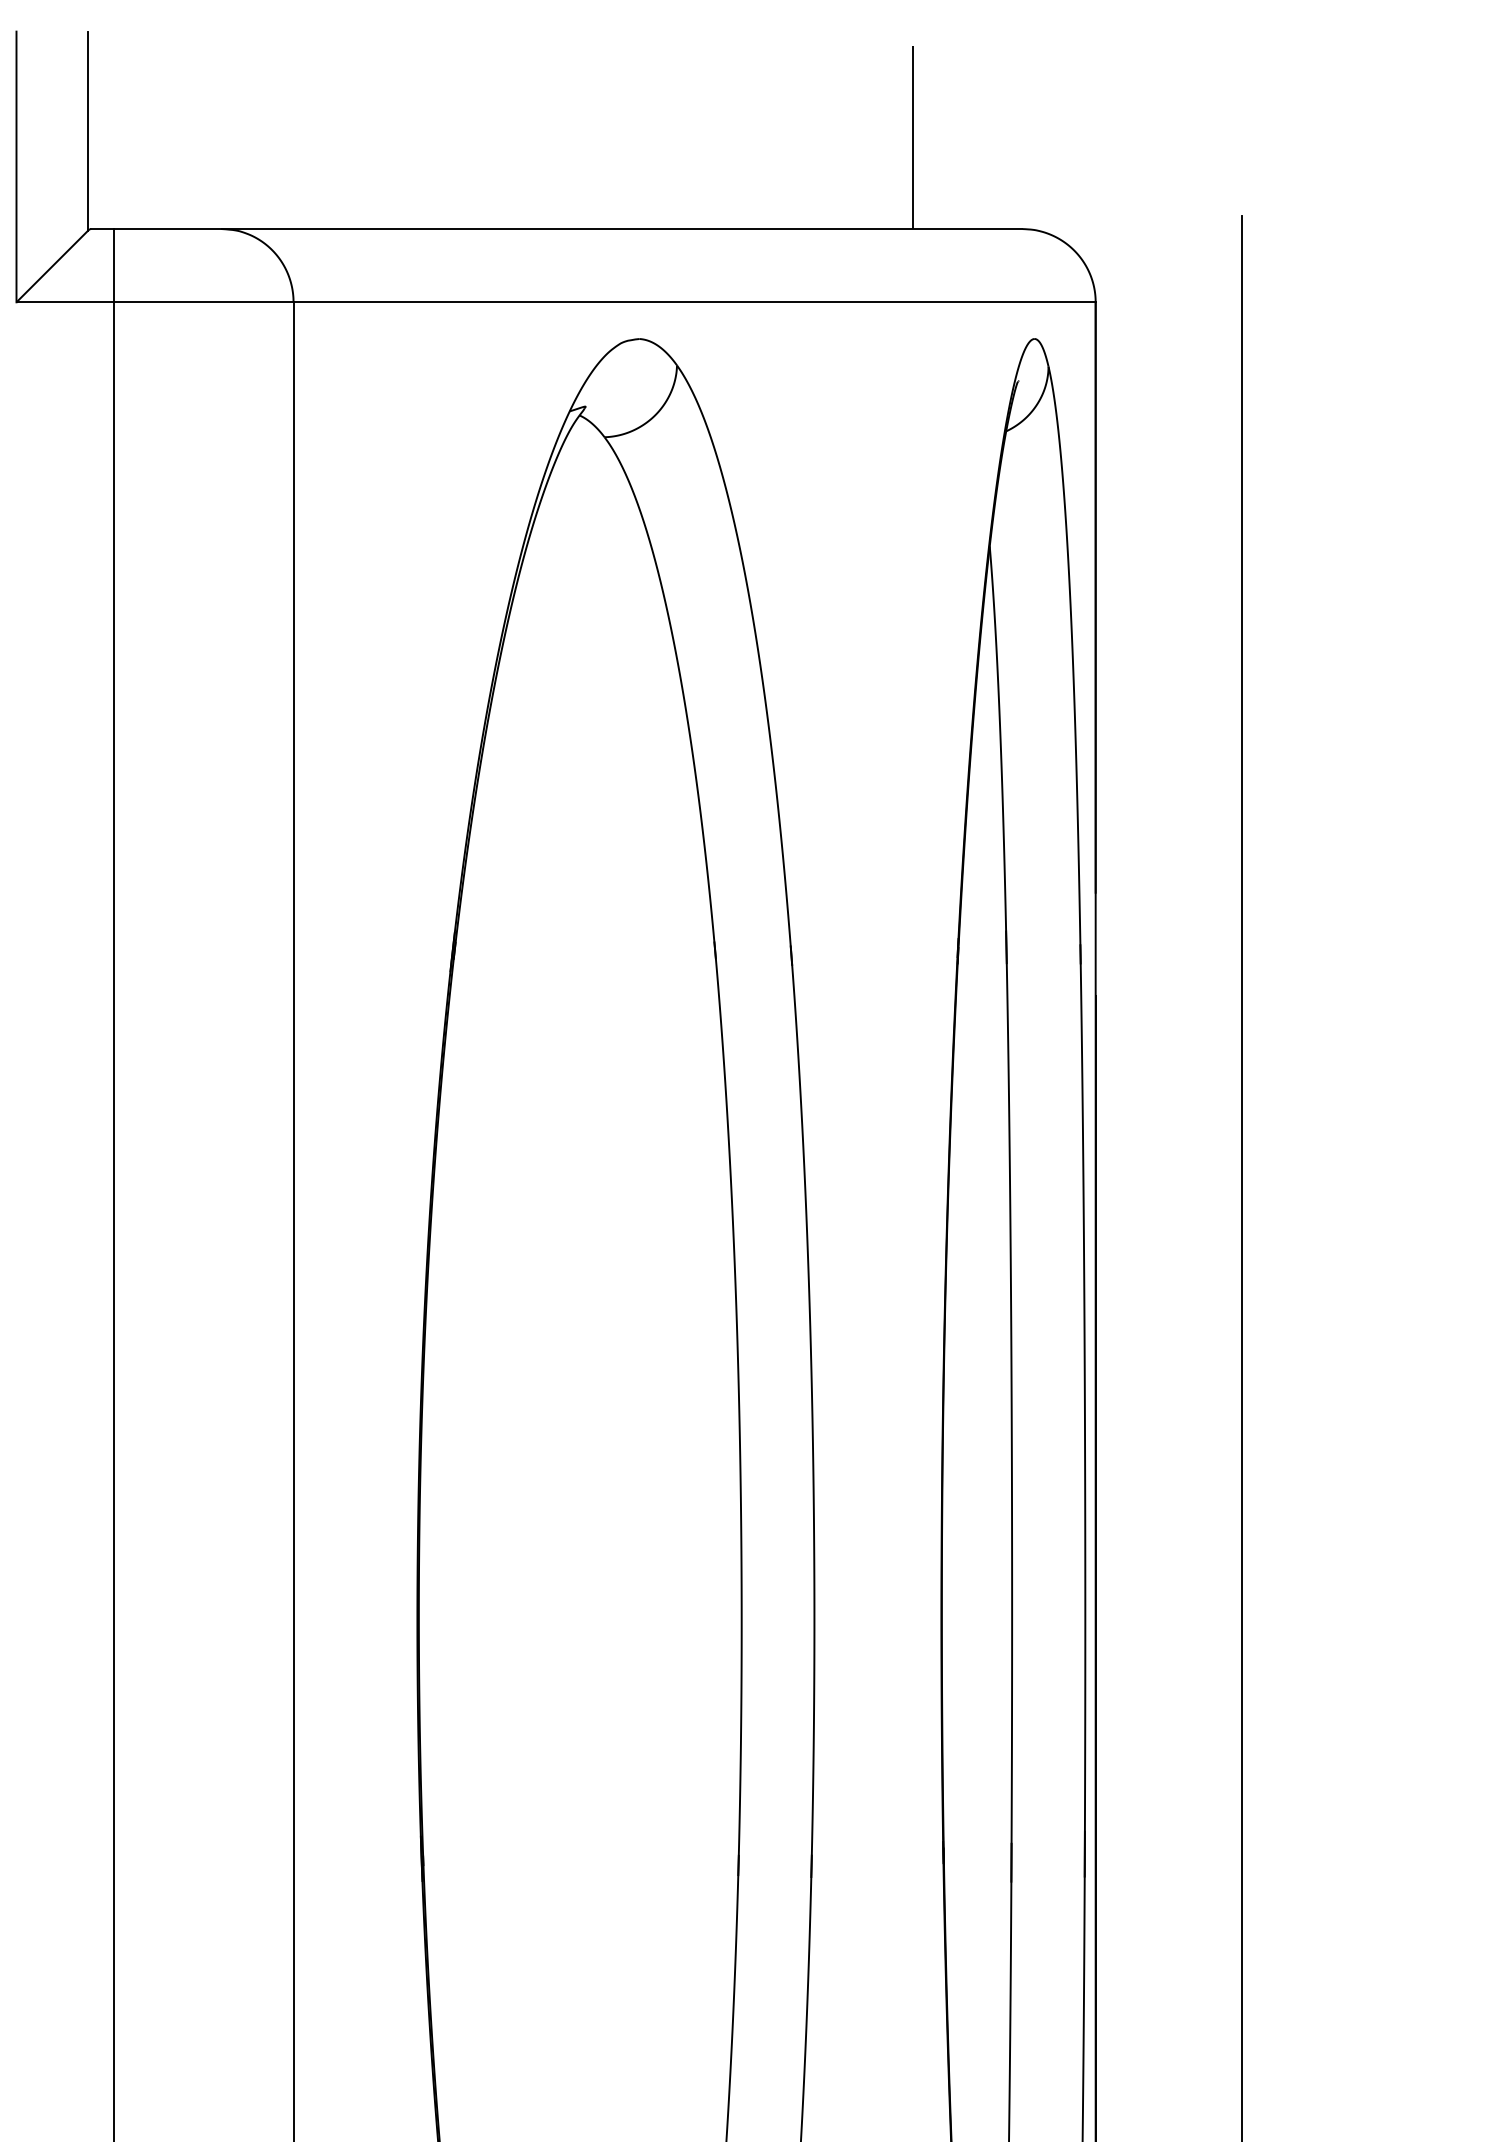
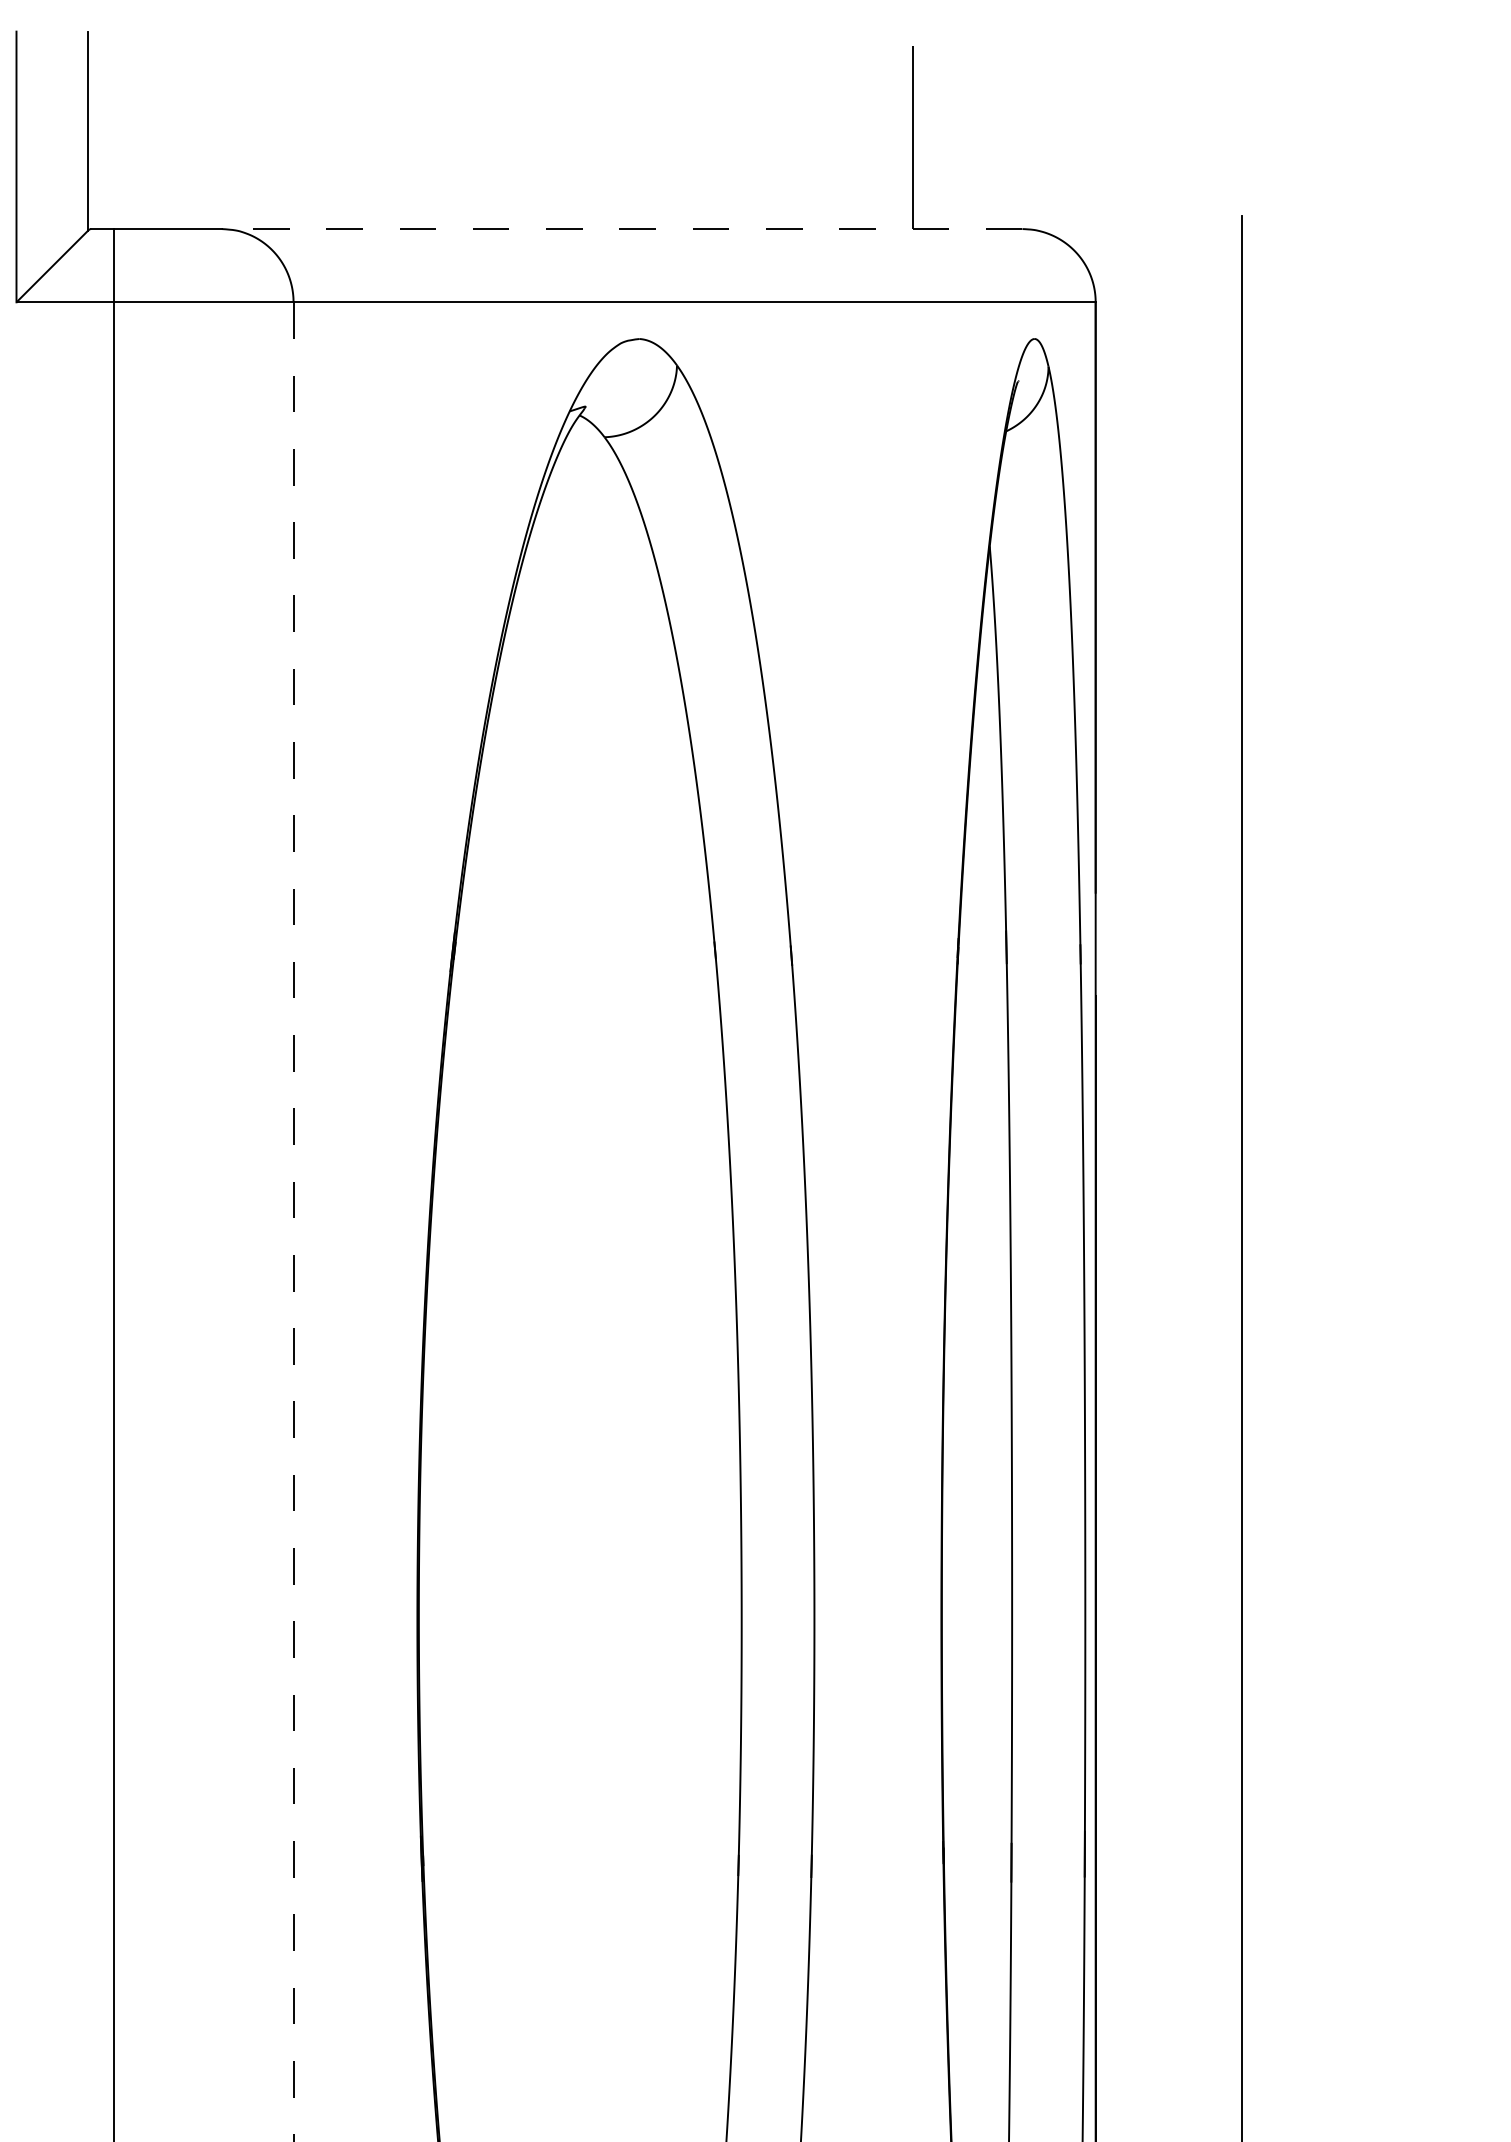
line: solid -> dashed (621, 229)
line: solid -> dashed (293, 1222)
